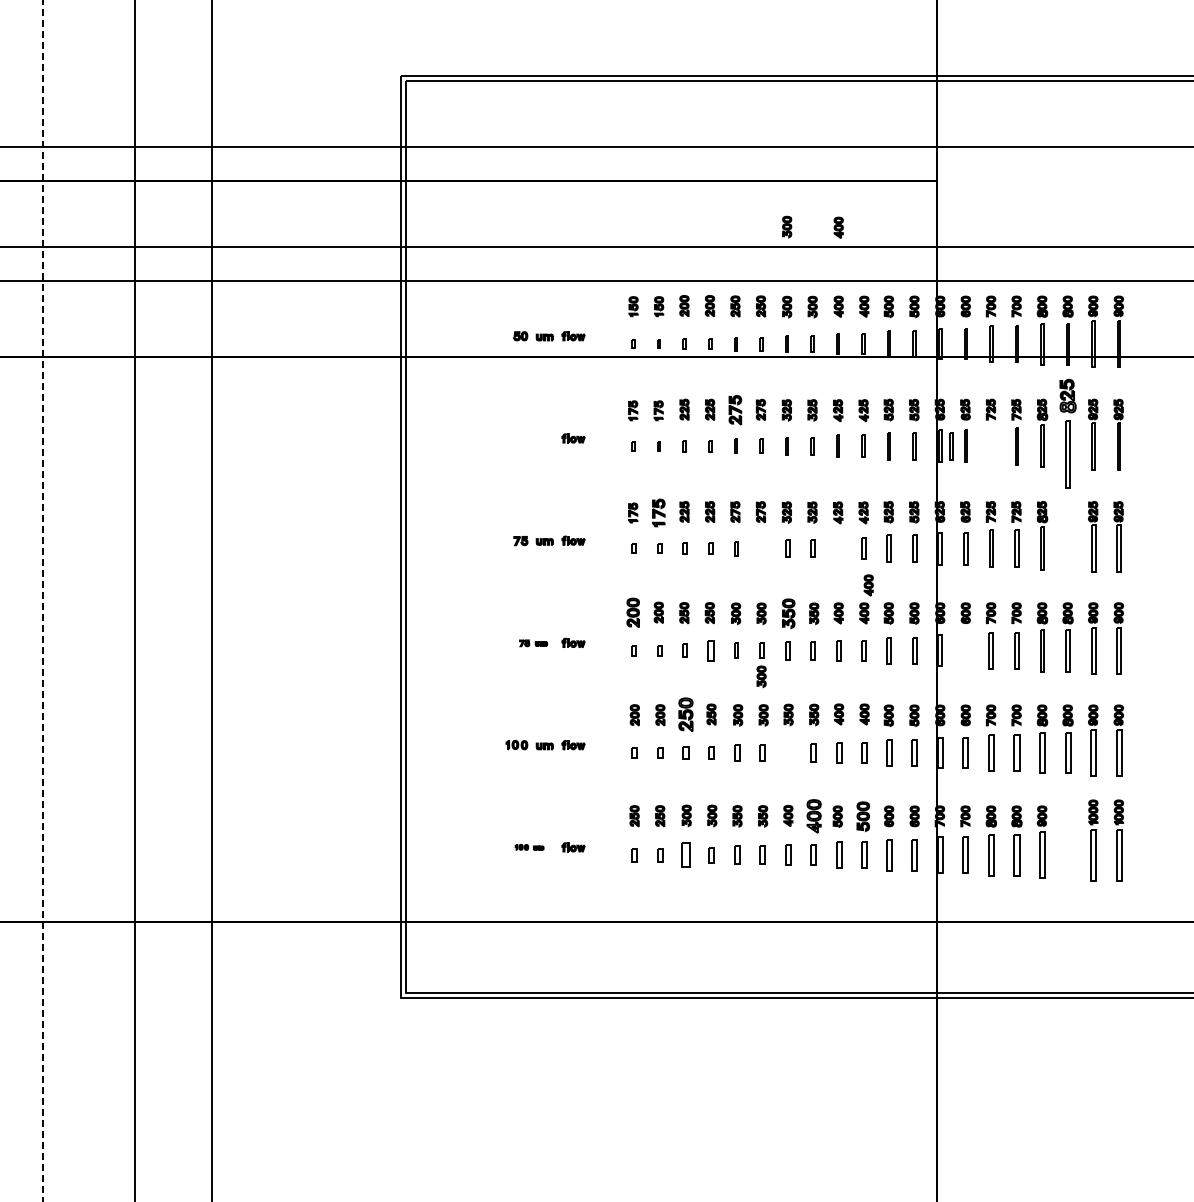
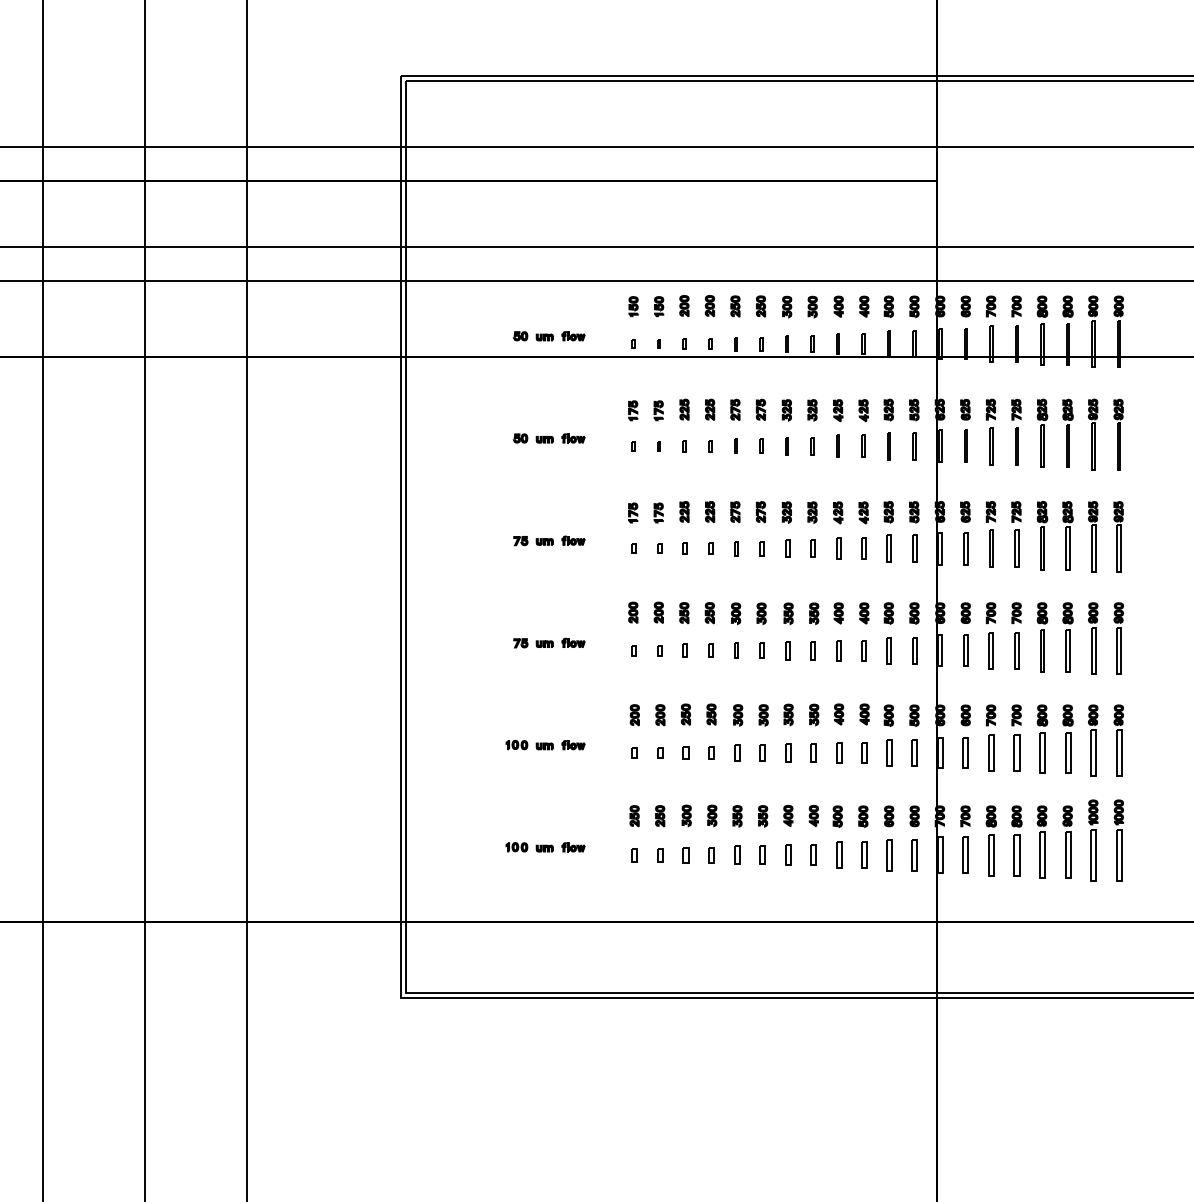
part: present -> none (787, 226)
part: present -> none (838, 227)
part size: 15x31 px -> 11x23 px (735, 409)
part size: 18x111 px -> 12x70 px (1067, 432)
part: none -> present (532, 438)
line: present -> none (950, 446)
line: none -> present (990, 446)
part size: 14x30 px -> 11x22 px (658, 512)
part: none -> present (1067, 535)
part: none -> present (761, 548)
part: none -> present (838, 548)
part: present -> none (868, 585)
line position: (135, 600) -> (145, 600) (145, 600)
line position: (212, 600) -> (247, 600) (247, 600)
line: dashed -> solid (42, 601)
part size: 14x32 px -> 11x23 px (633, 612)
part size: 14x32 px -> 11x23 px (788, 613)
part size: 29x9 px -> 41x11 px (533, 643)
part size: 8x22 px -> 6x15 px (710, 650)
part: none -> present (965, 650)
part: present -> none (761, 676)
part size: 16x35 px -> 10x23 px (685, 714)
part: none -> present (788, 752)
part size: 16x35 px -> 11x23 px (813, 815)
part size: 14x32 px -> 11x23 px (863, 816)
part: none -> present (1067, 841)
part size: 31x7 px -> 49x11 px (529, 847)
part size: 10x26 px -> 8x17 px (685, 855)
